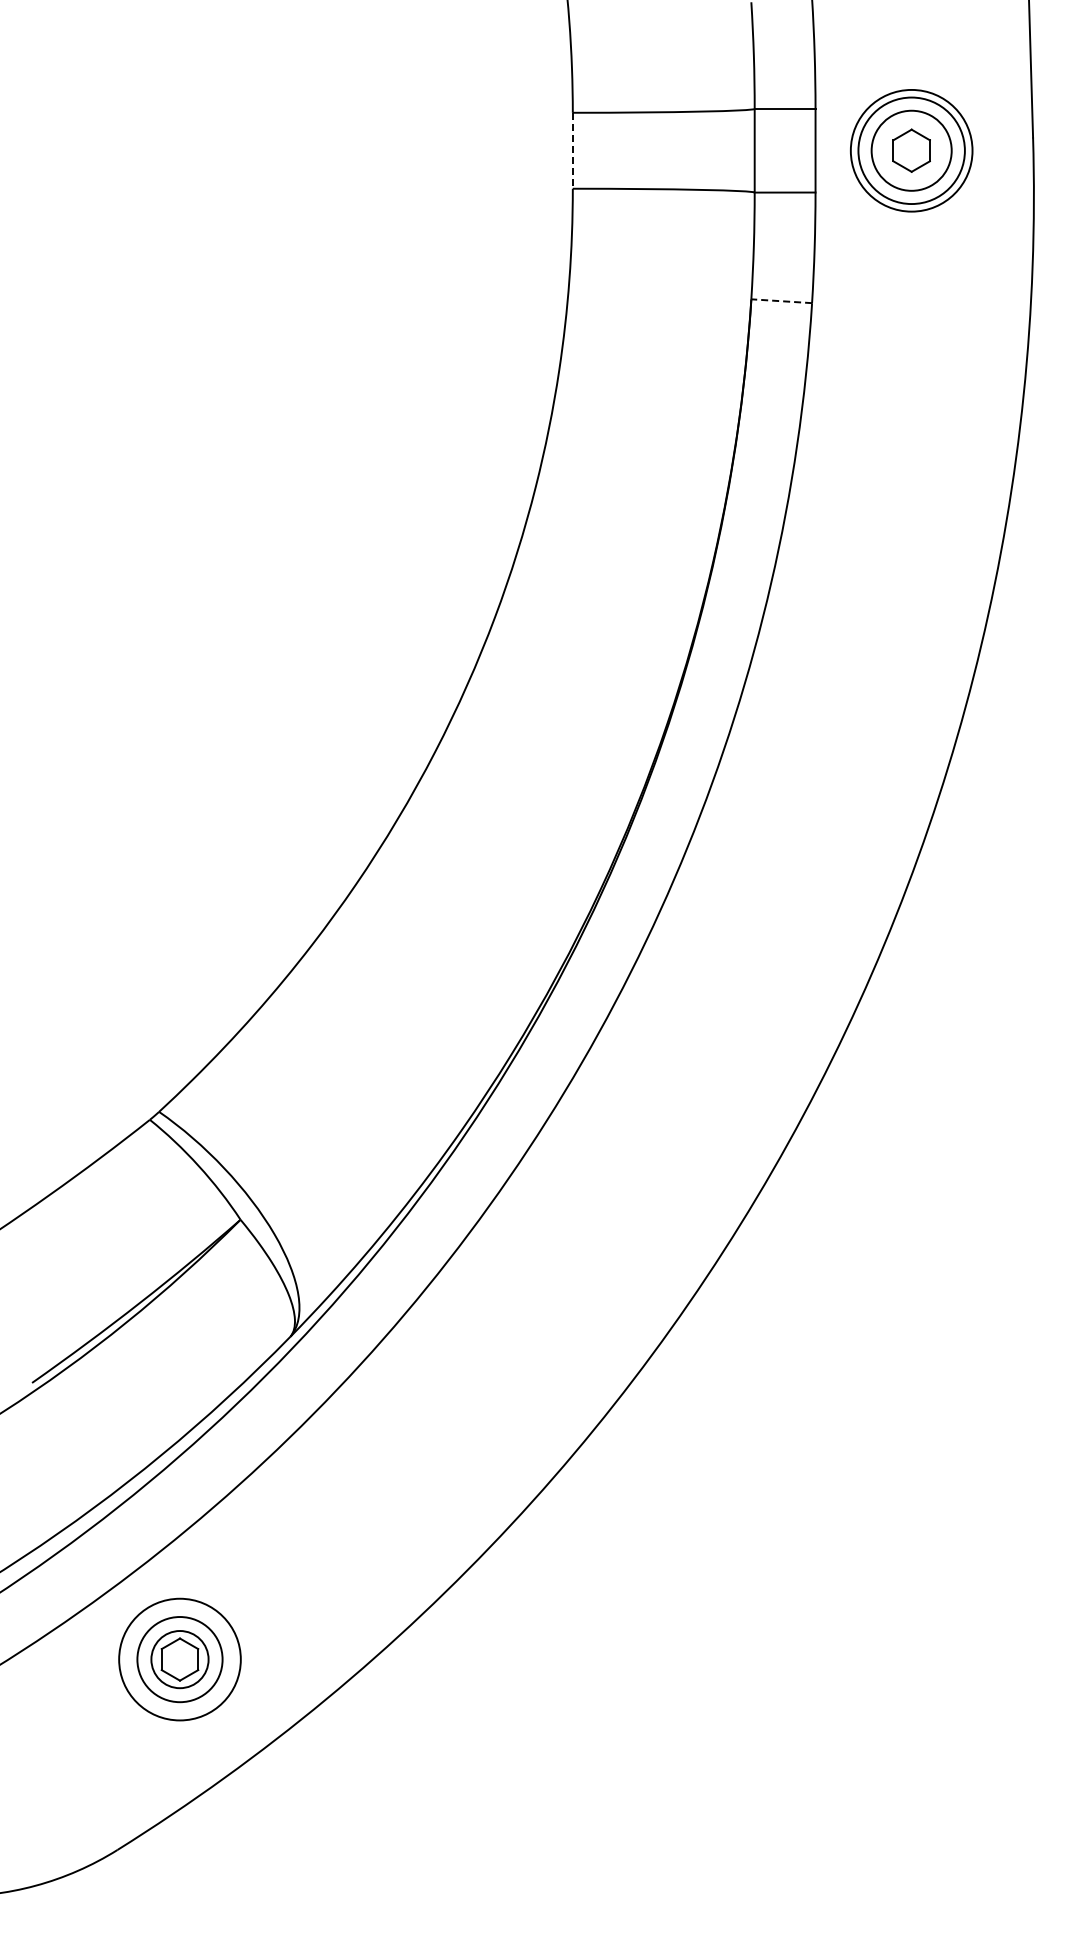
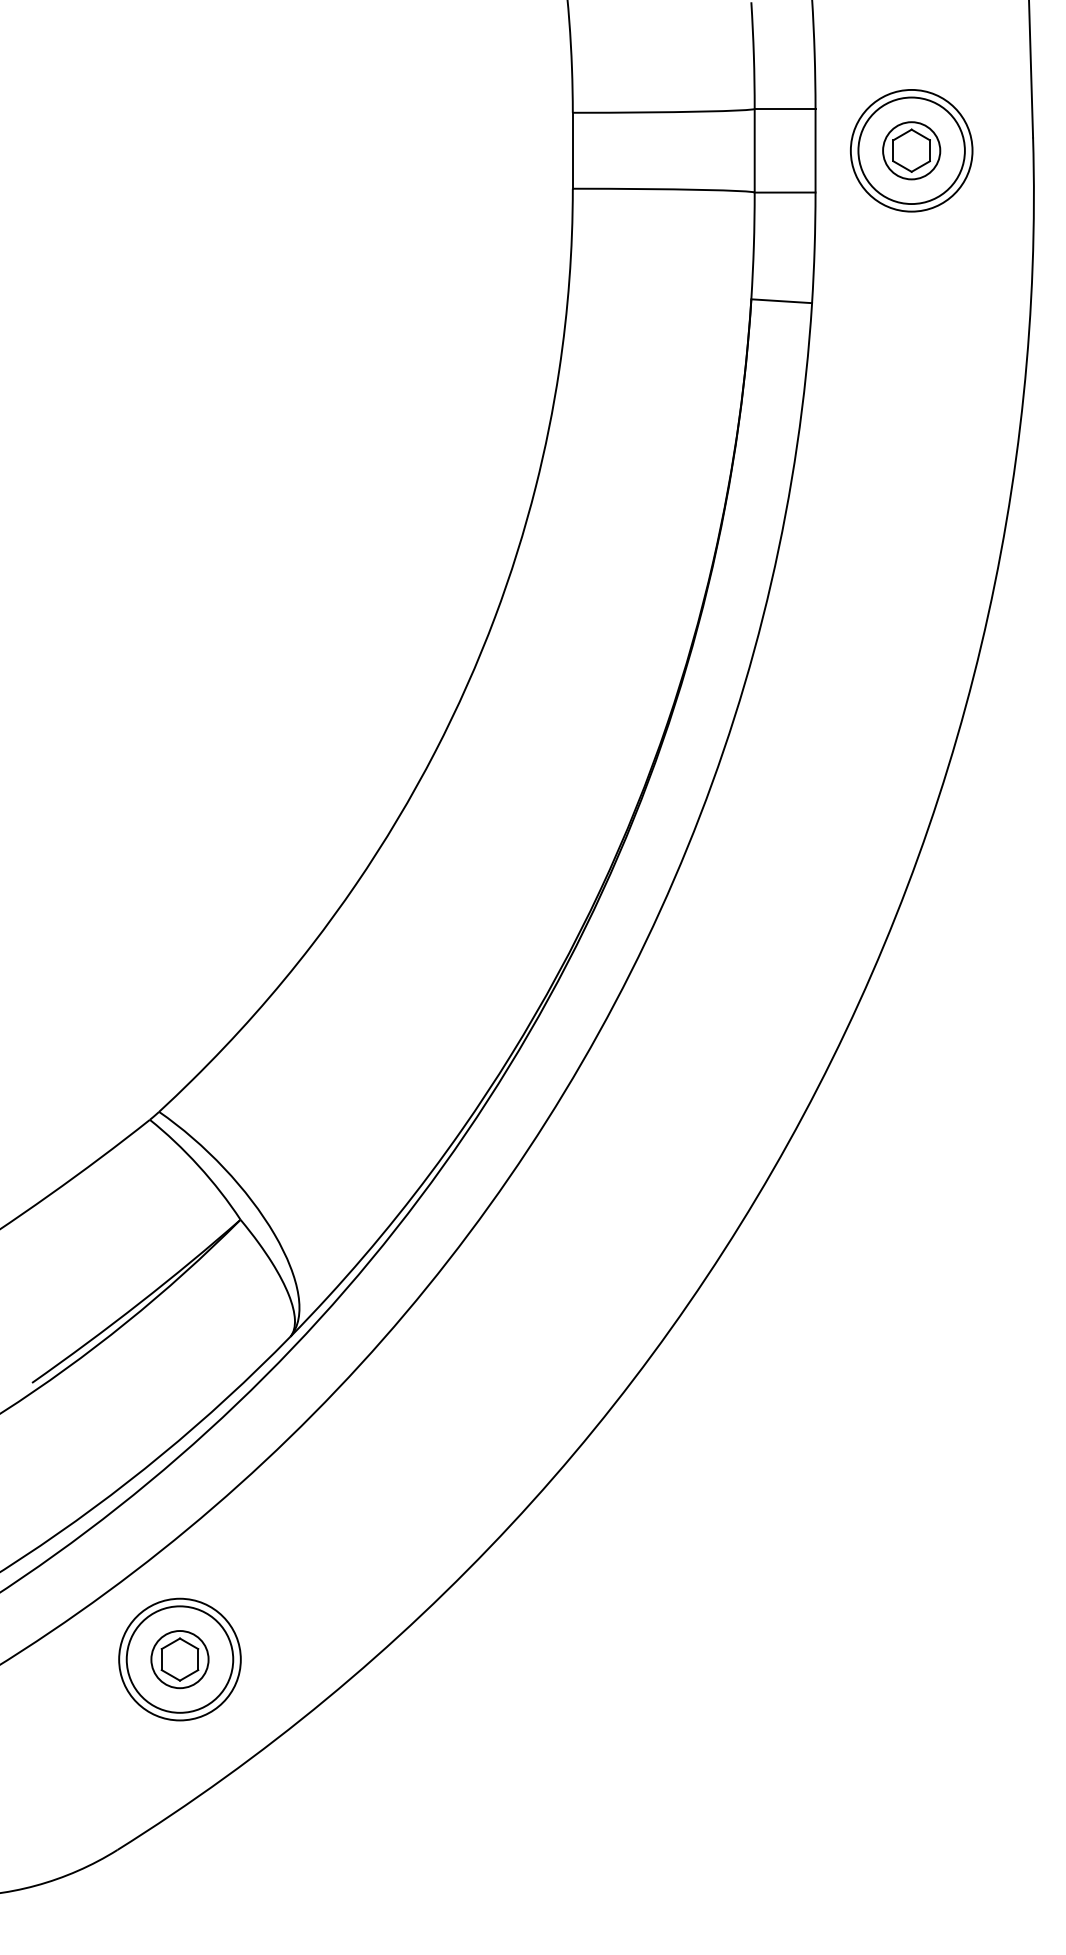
line: dashed -> solid (572, 150)
circle diameter: 80 px -> 57 px (911, 150)
line: dashed -> solid (781, 301)
circle diameter: 85 px -> 106 px (179, 1659)
